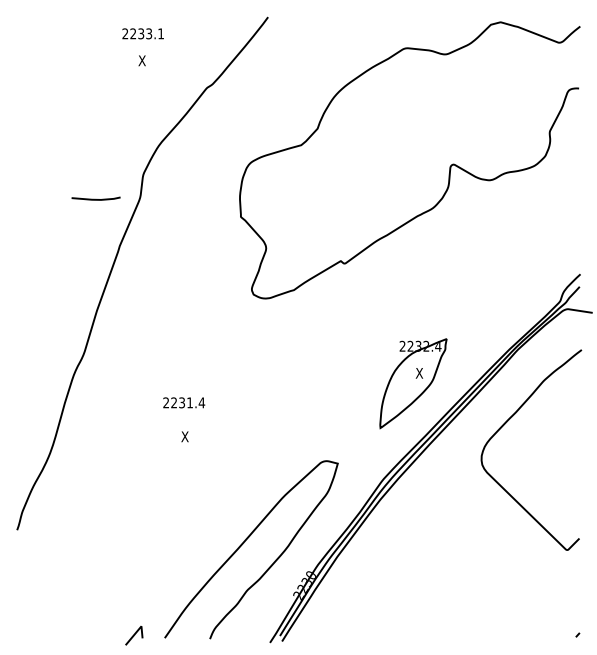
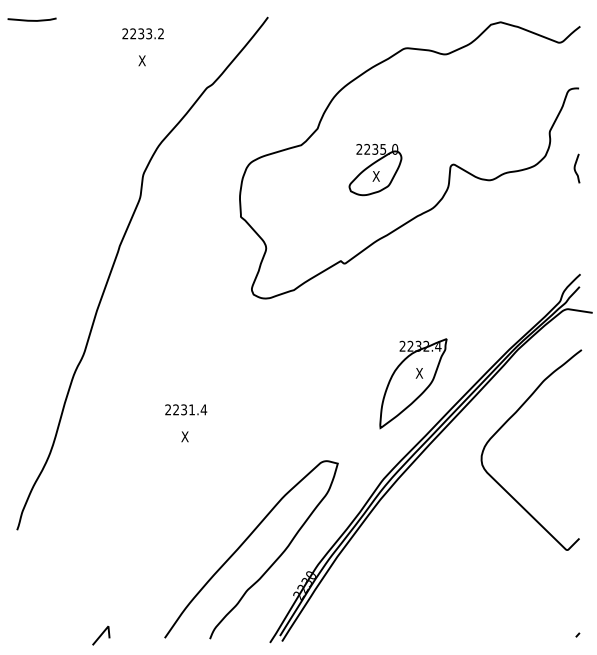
text: 2233.1 -> 2233.2 (160, 33)
curve: none -> present (575, 168)
part: none -> present (375, 170)
curve position: (95, 198) -> (31, 19) (31, 19)
text position: (184, 402) -> (186, 409) (186, 409)
line position: (134, 635) -> (101, 635) (101, 635)
